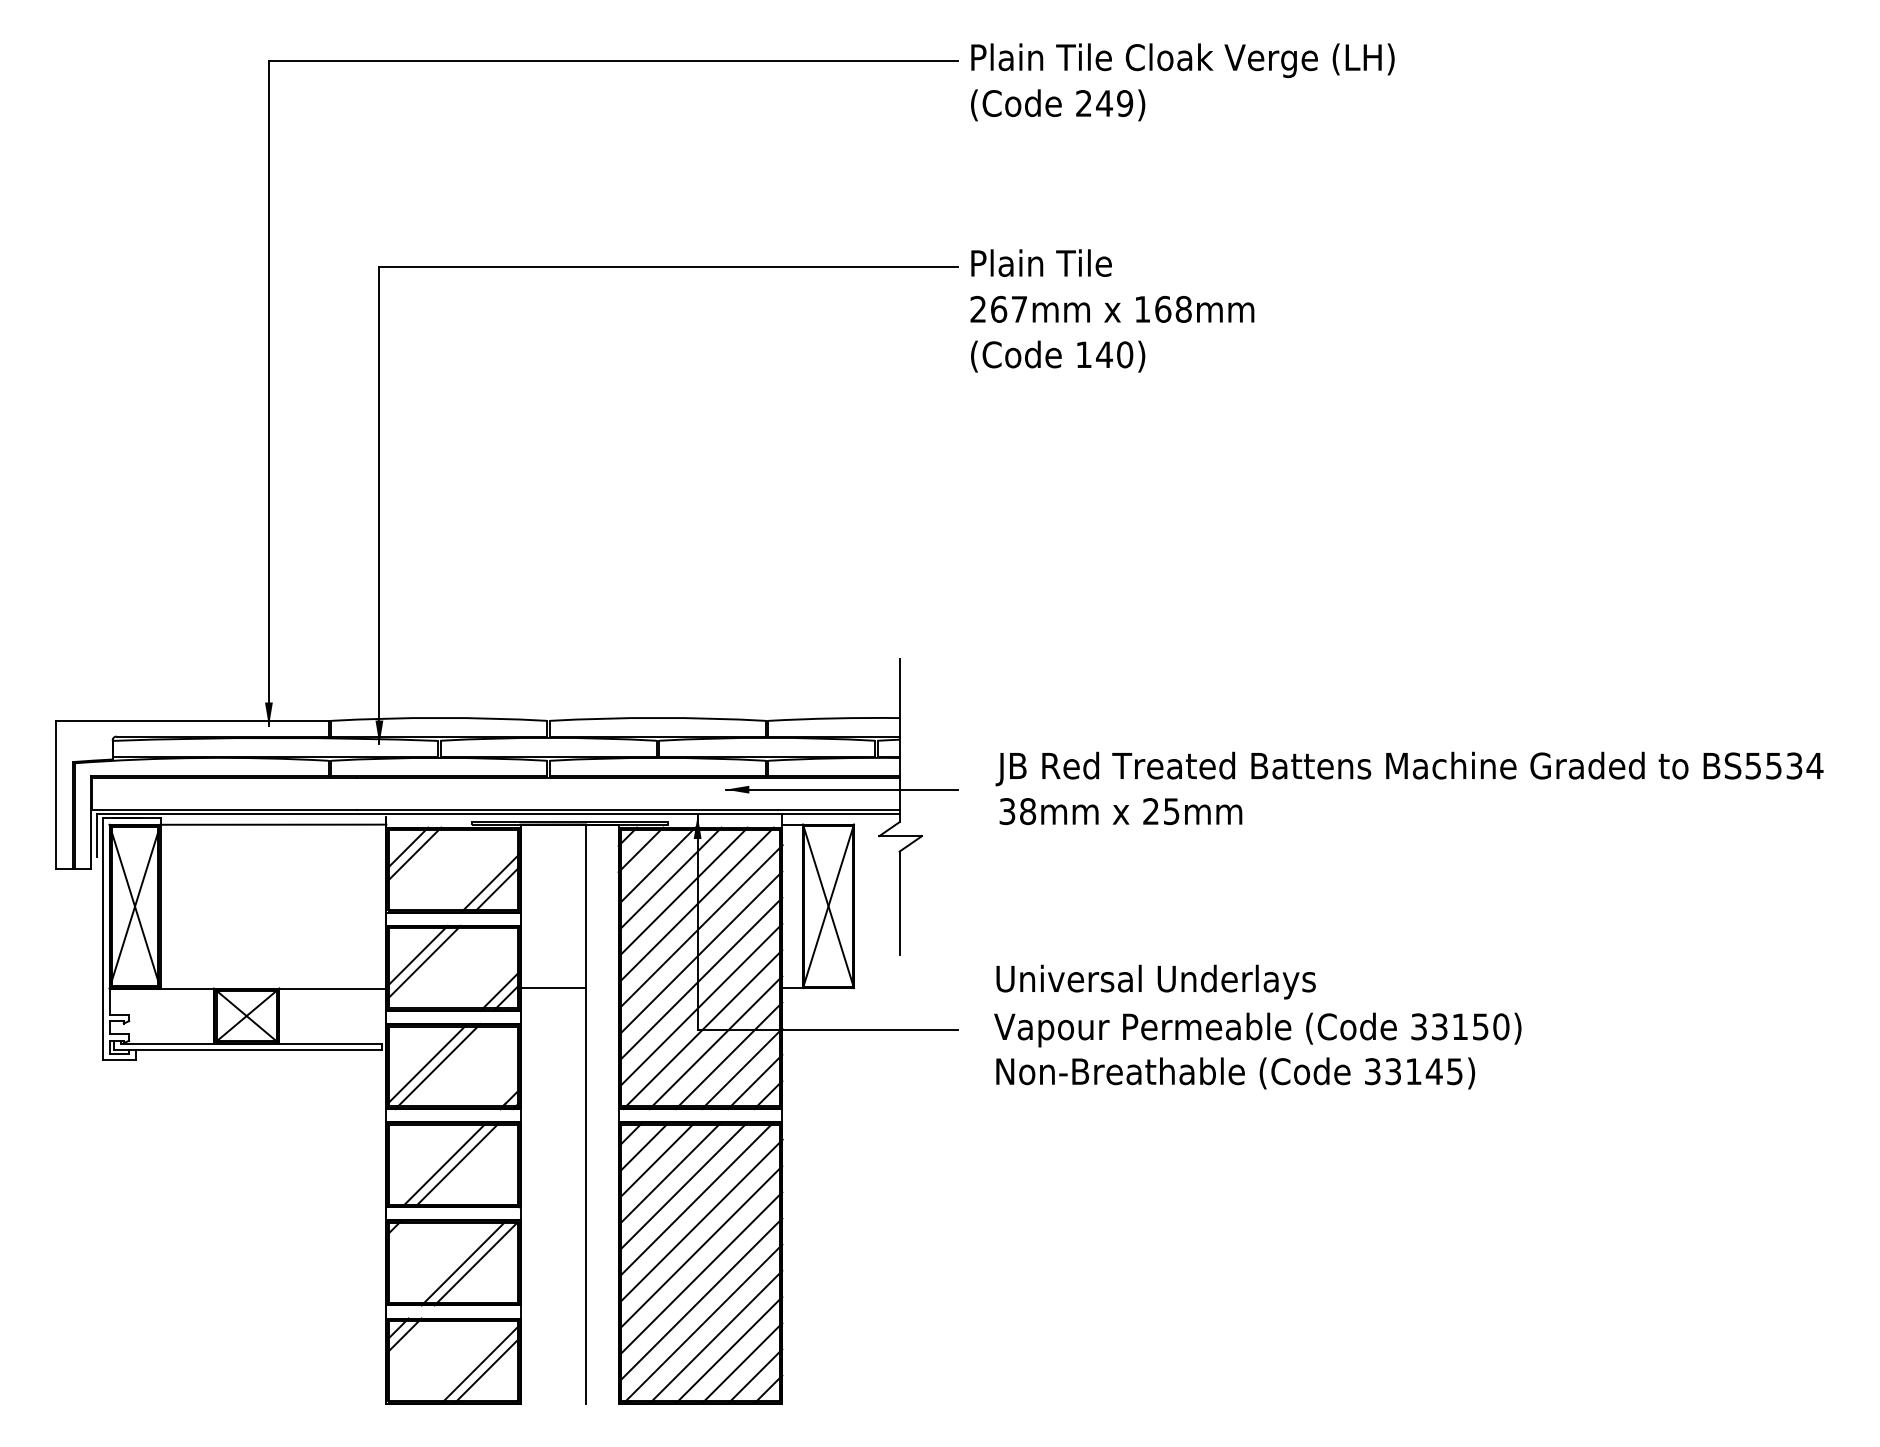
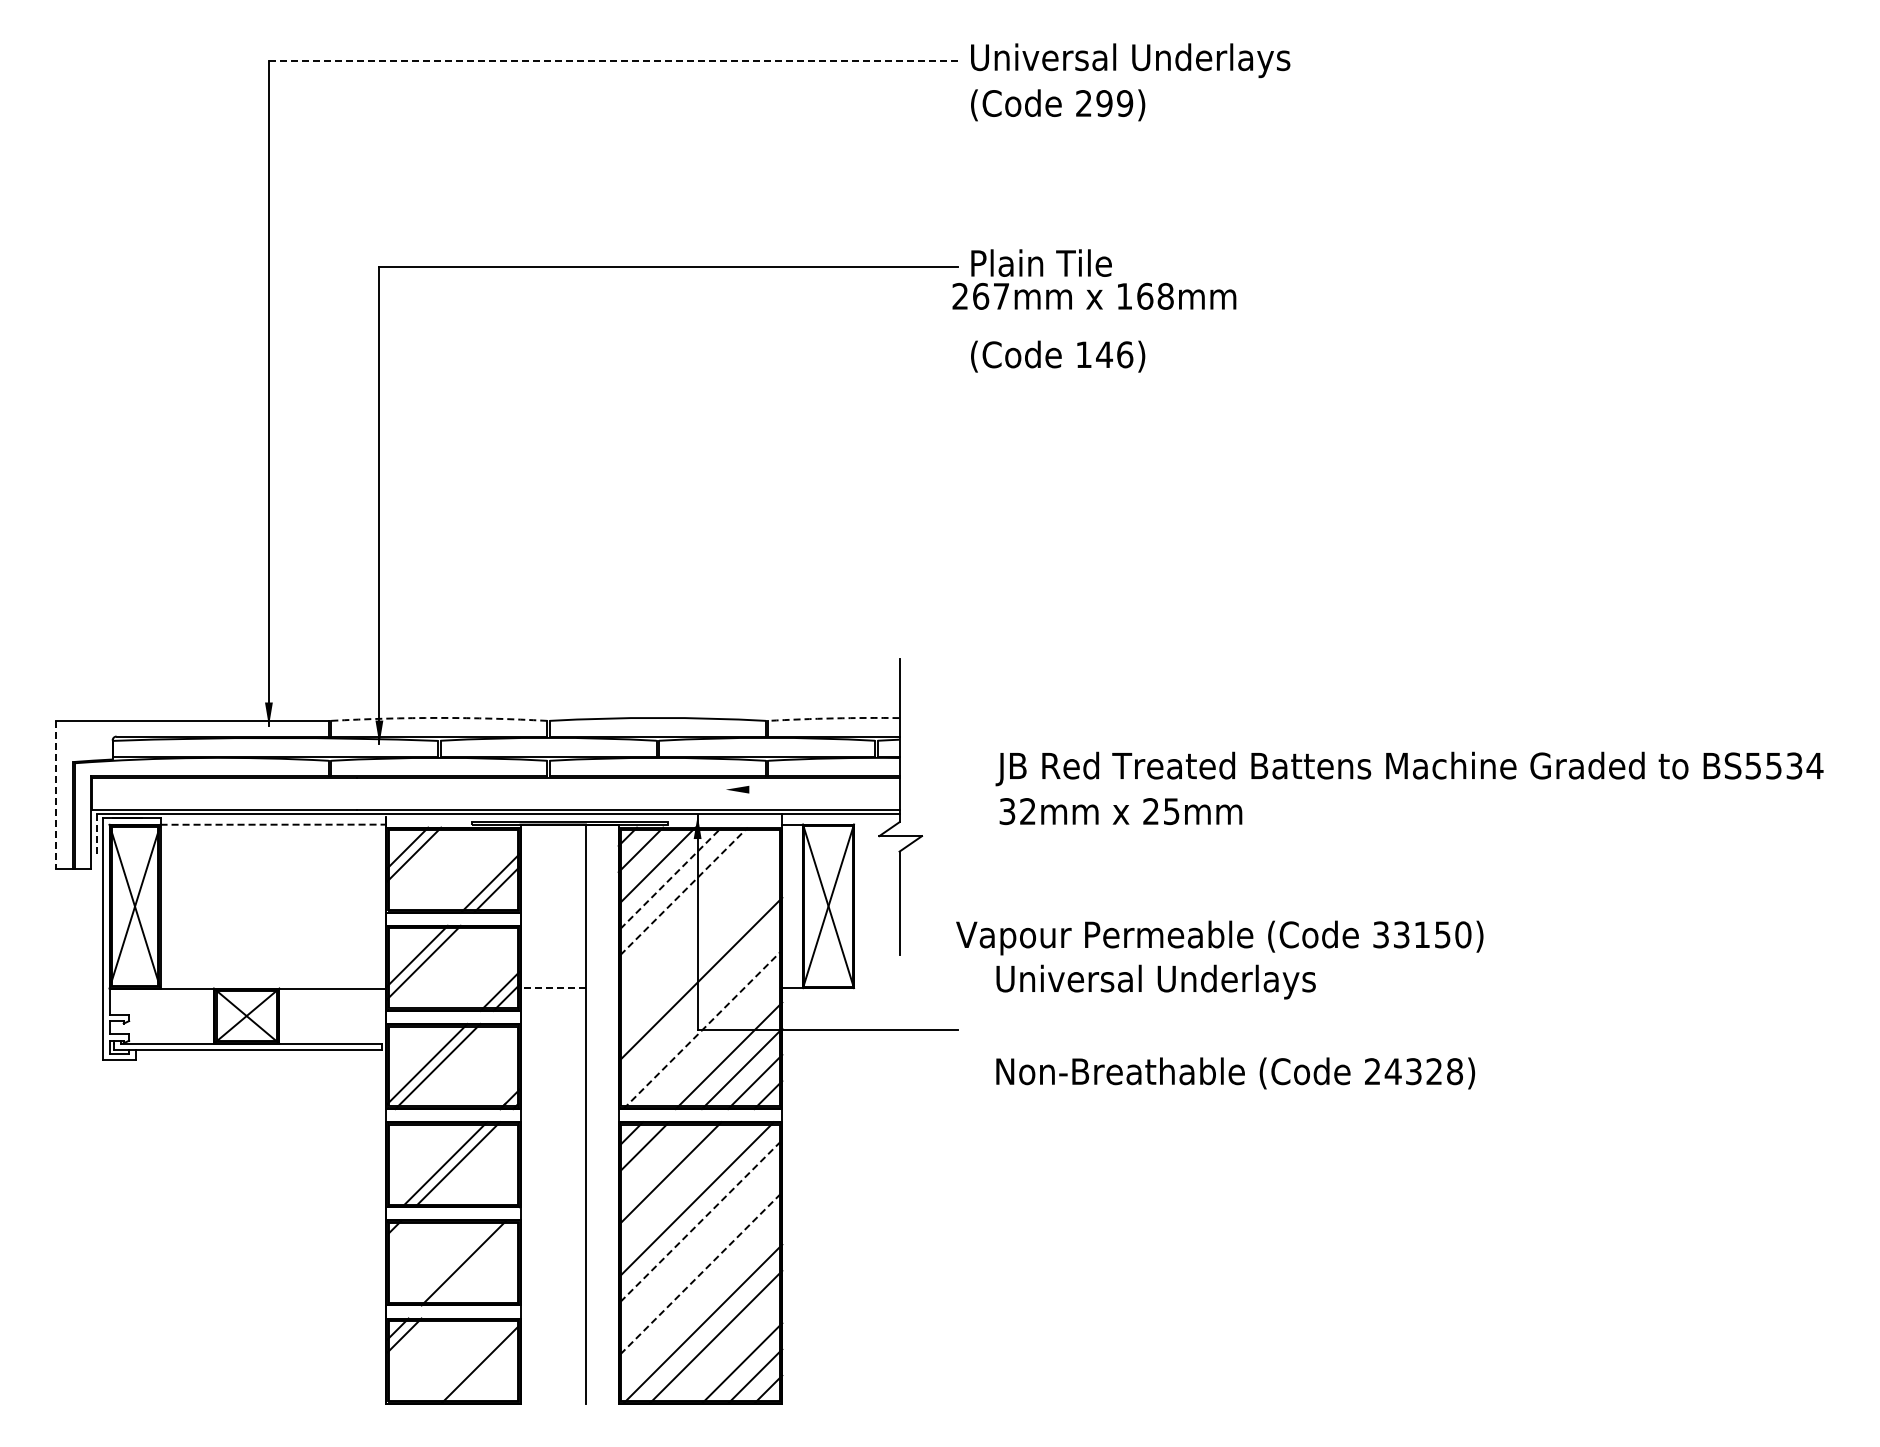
line: solid -> dashed (612, 60)
text: Plain Tile Cloak Verge (LH) -> Universal Underlays (1182, 60)
text: 249) -> 299) (1104, 103)
text position: (1112, 309) -> (1094, 296) (1094, 296)
text: 140) -> 146) (1125, 354)
arc: solid -> dashed (439, 717)
arc: solid -> dashed (833, 718)
line: present -> none (841, 789)
line: solid -> dashed (56, 794)
text: 38mm -> 32mm (1028, 811)
line: solid -> dashed (273, 824)
line: solid -> dashed (96, 836)
line: solid -> dashed (670, 878)
line: solid -> dashed (684, 891)
line: present -> none (696, 904)
line: present -> none (701, 926)
line: present -> none (701, 952)
line: solid -> dashed (553, 988)
line: present -> none (701, 1004)
line: solid -> dashed (703, 1029)
text position: (1257, 1029) -> (1219, 937) (1219, 937)
line: present -> none (715, 1042)
text: 33145) -> 24328) (1414, 1071)
line: present -> none (657, 1159)
line: present -> none (683, 1185)
line: solid -> dashed (701, 1220)
line: present -> none (701, 1247)
line: present -> none (475, 1263)
line: solid -> dashed (701, 1273)
line: present -> none (701, 1299)
line: present -> none (728, 1350)
line: present -> none (485, 1371)
